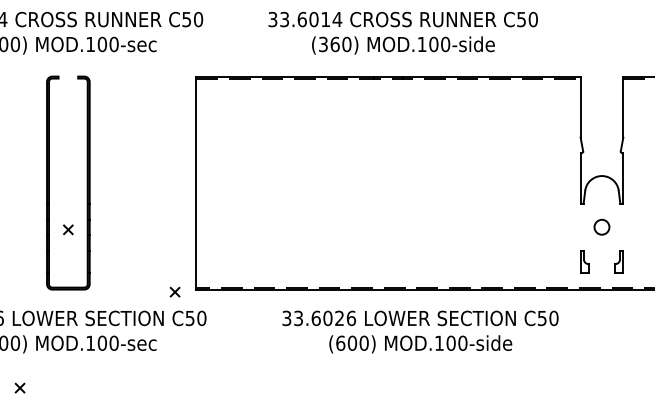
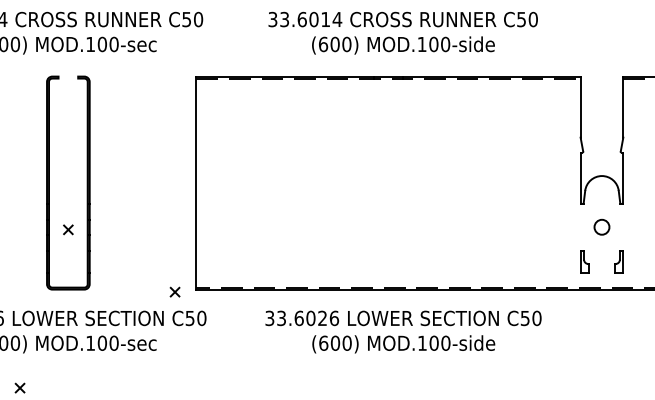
text: (360) -> (600) (329, 44)
text position: (420, 331) -> (403, 331) (403, 331)
